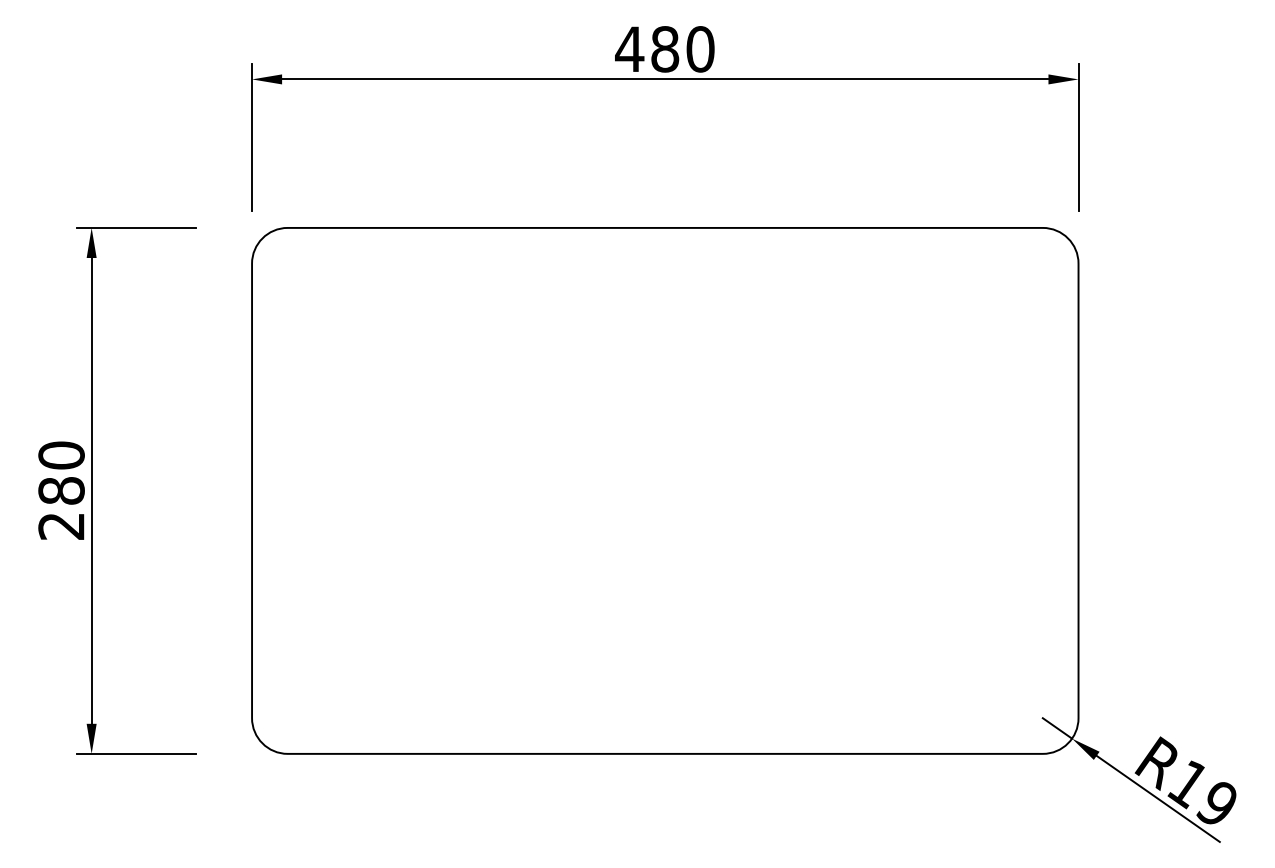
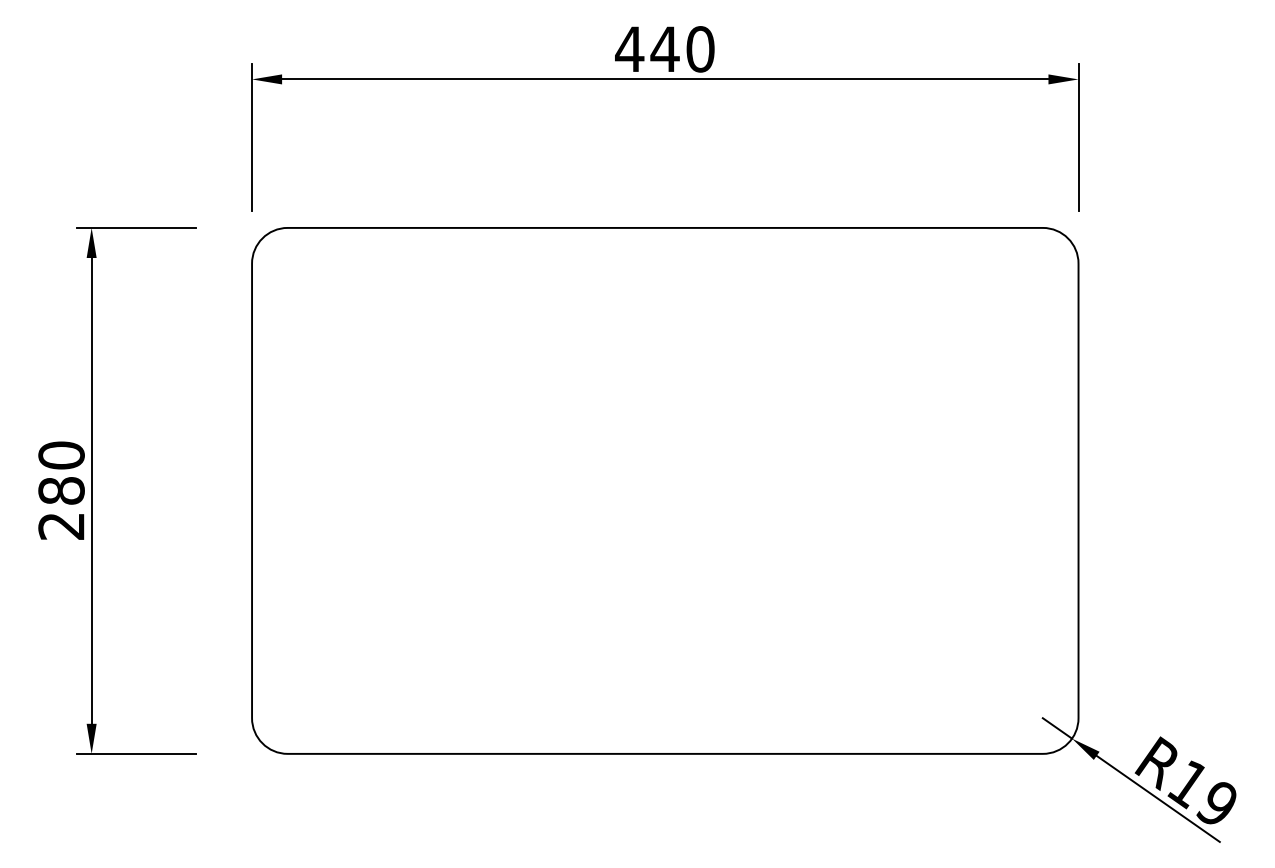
text: 480 -> 440 (664, 49)
